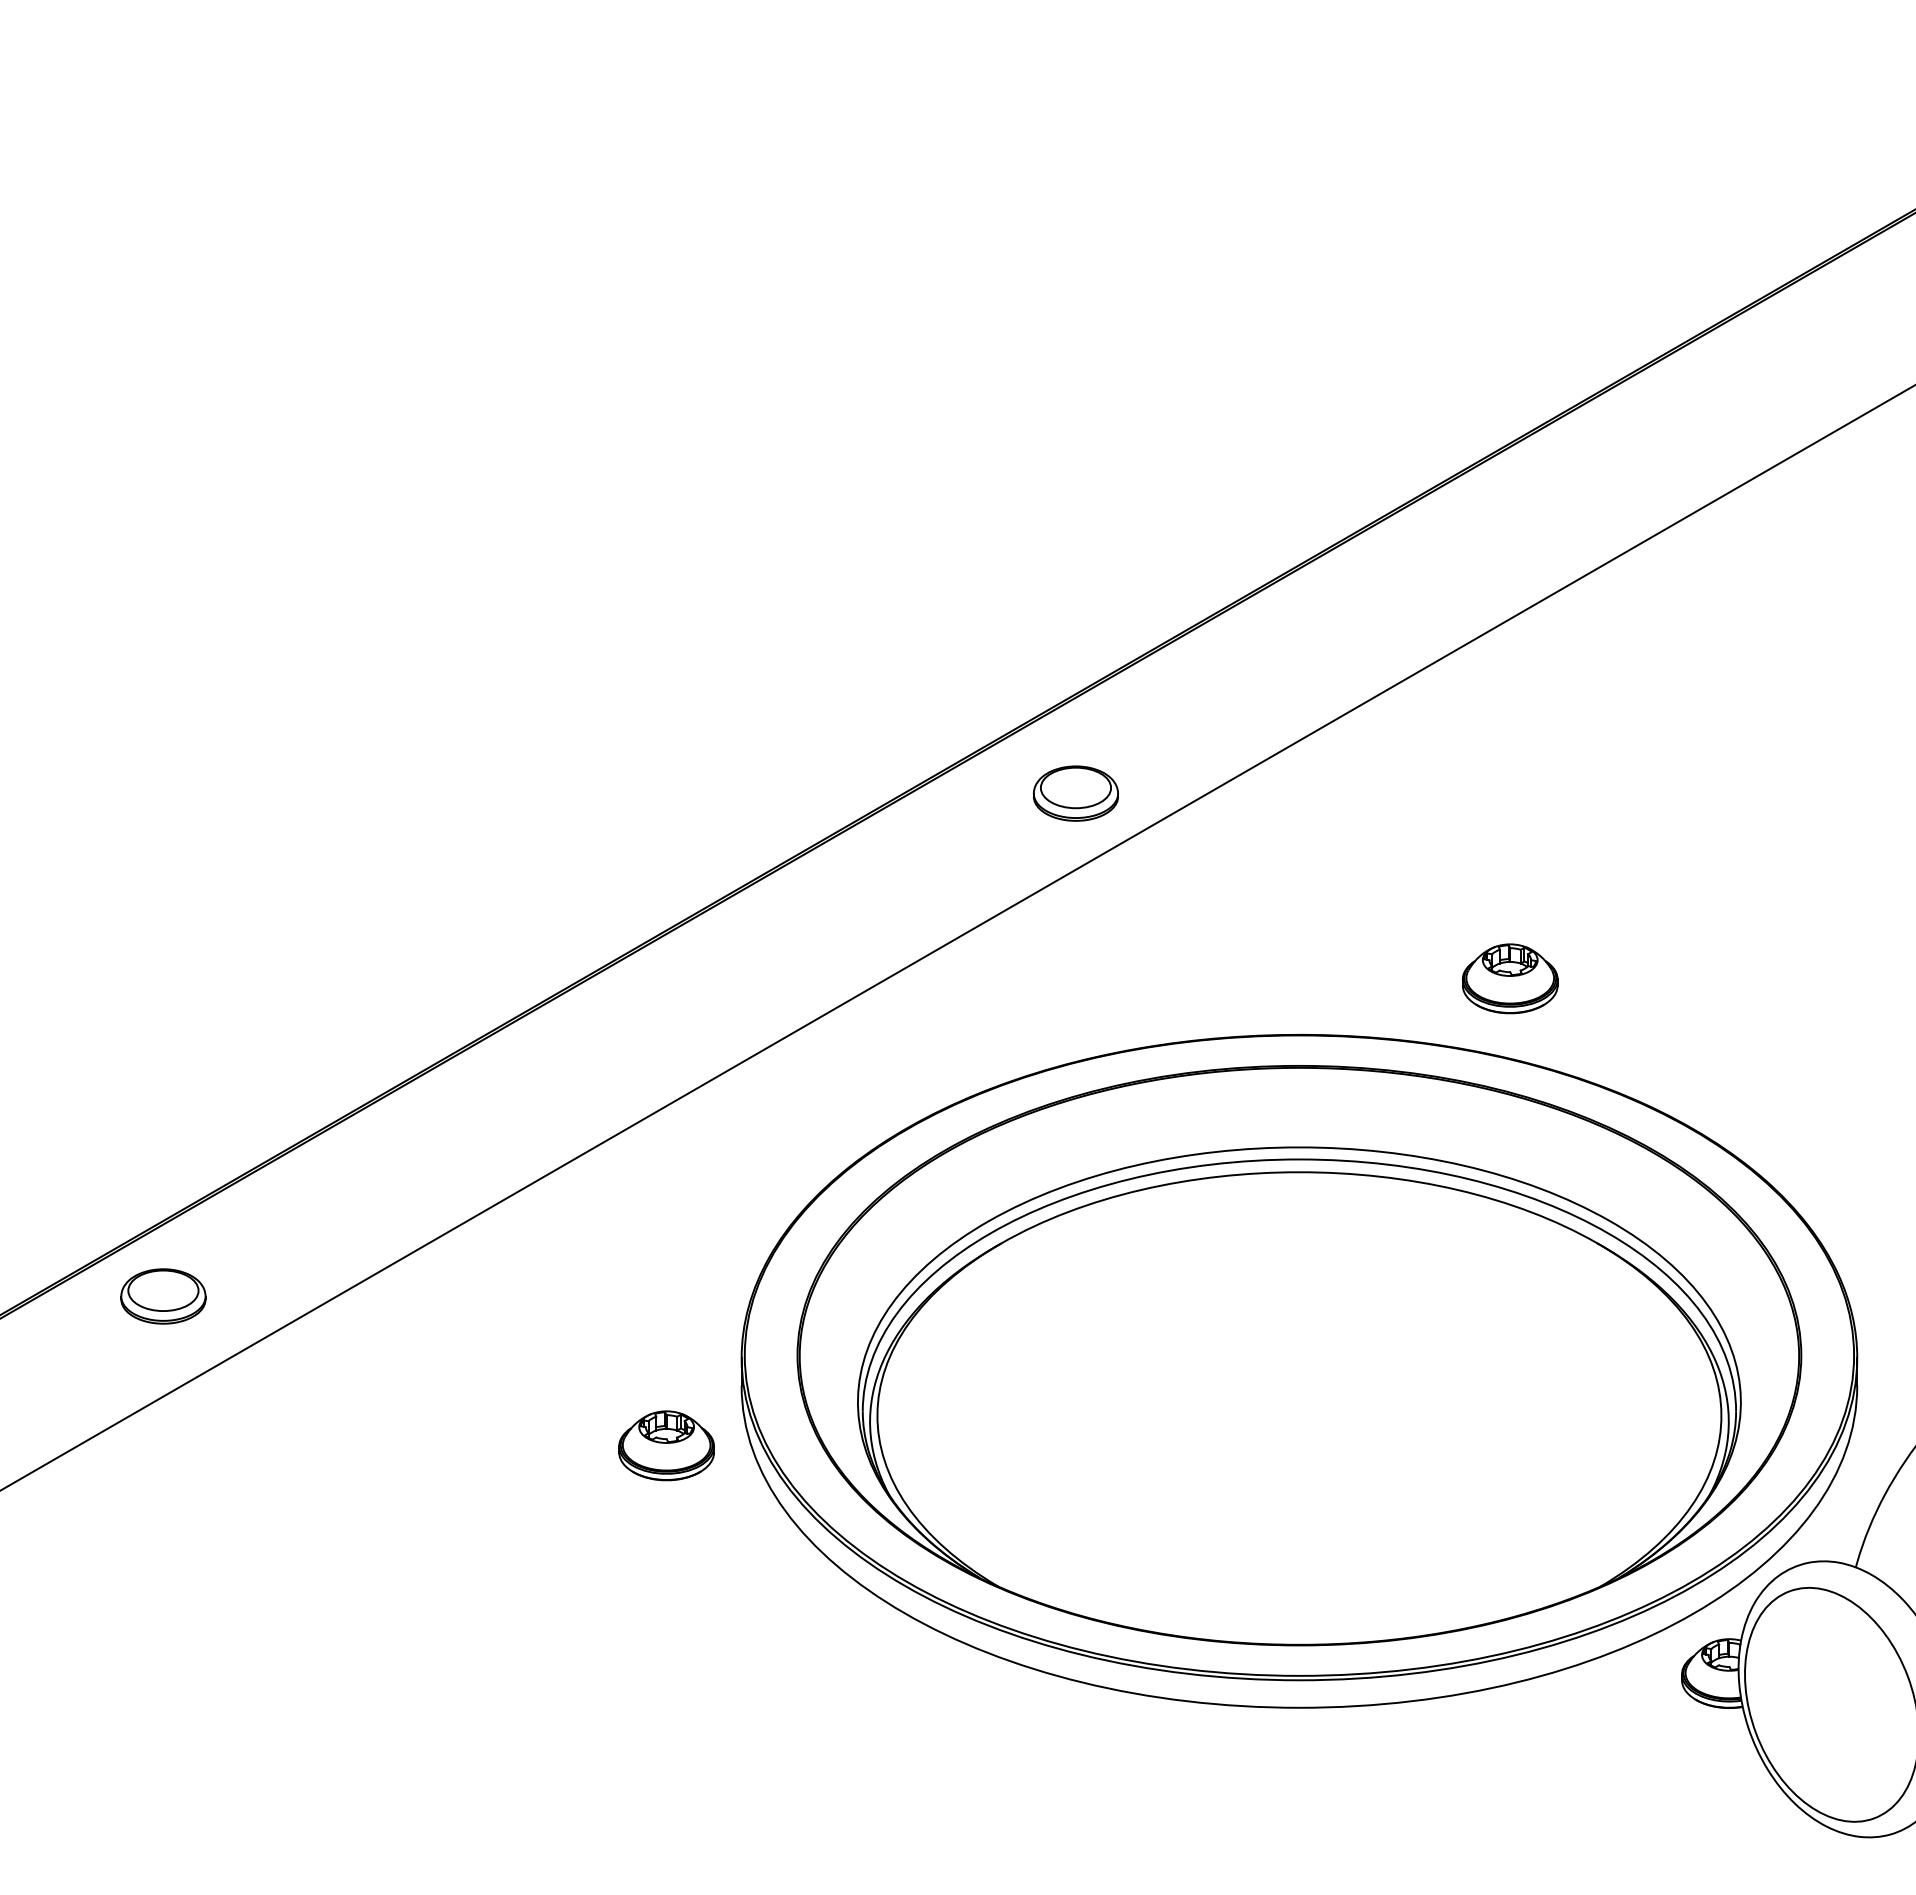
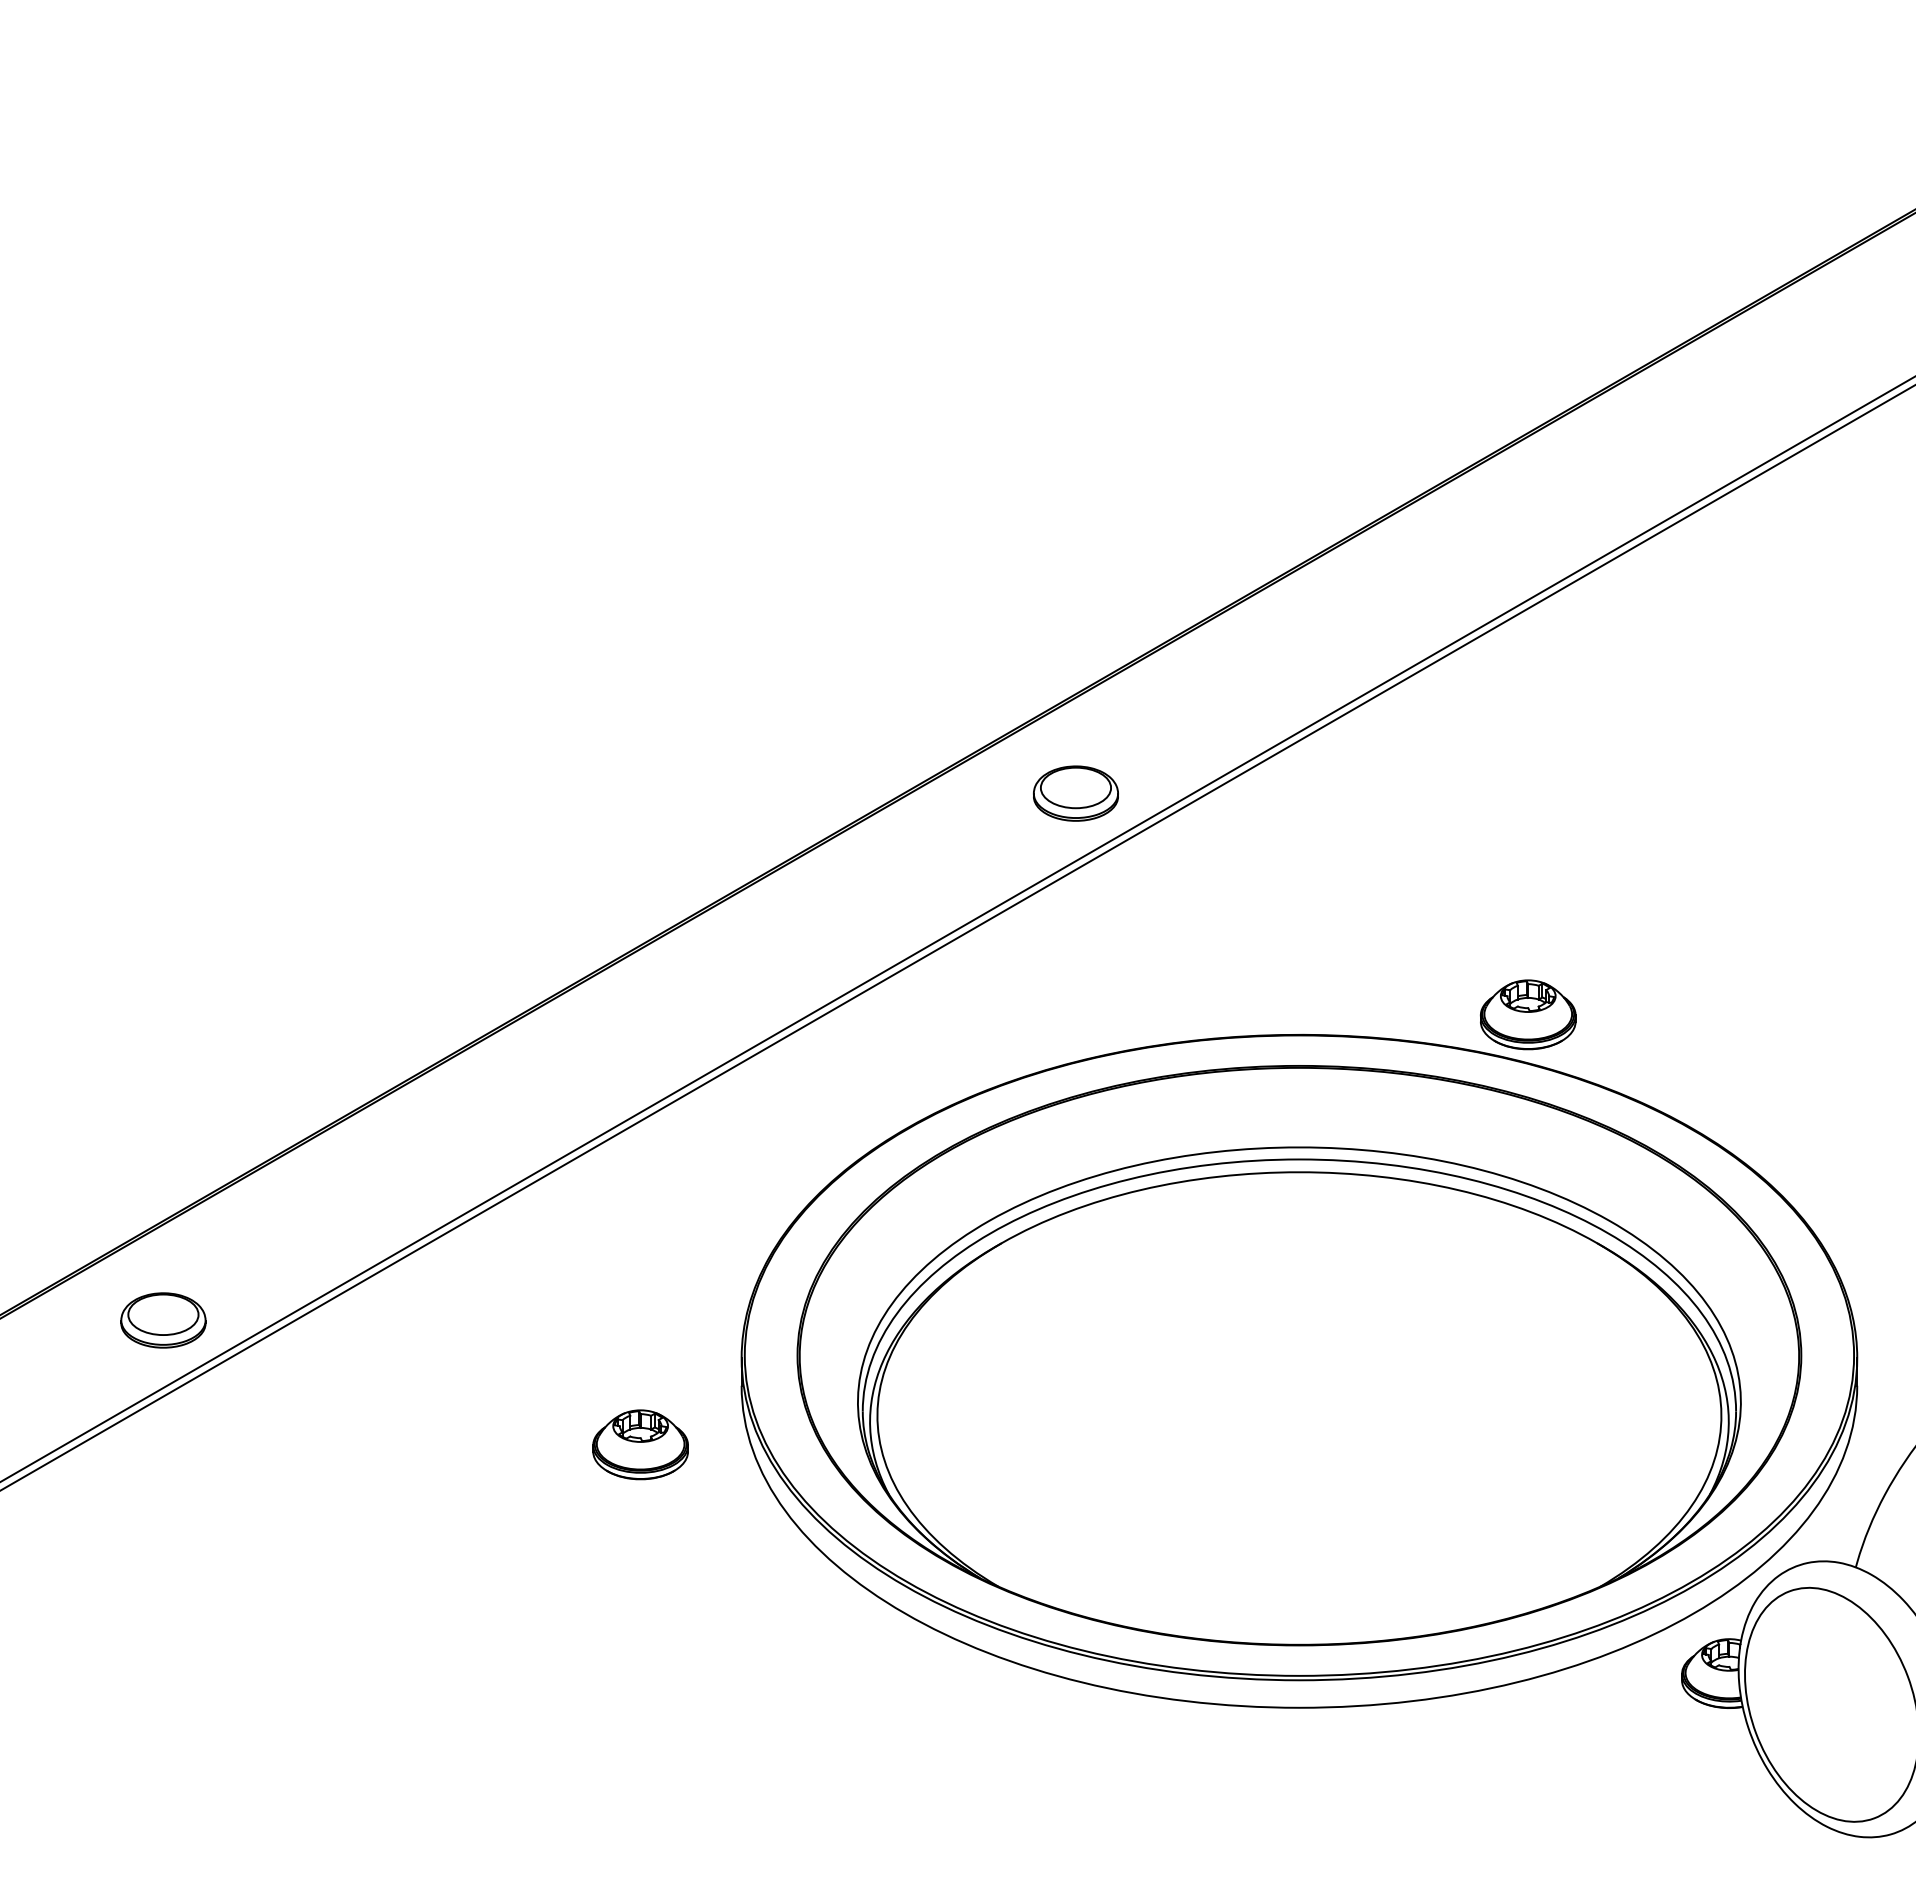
line: none -> present (957, 929)
part position: (1510, 978) -> (1528, 1014) (1528, 1014)
part position: (163, 1296) -> (163, 1320) (163, 1320)
part position: (666, 1445) -> (640, 1444) (640, 1444)
